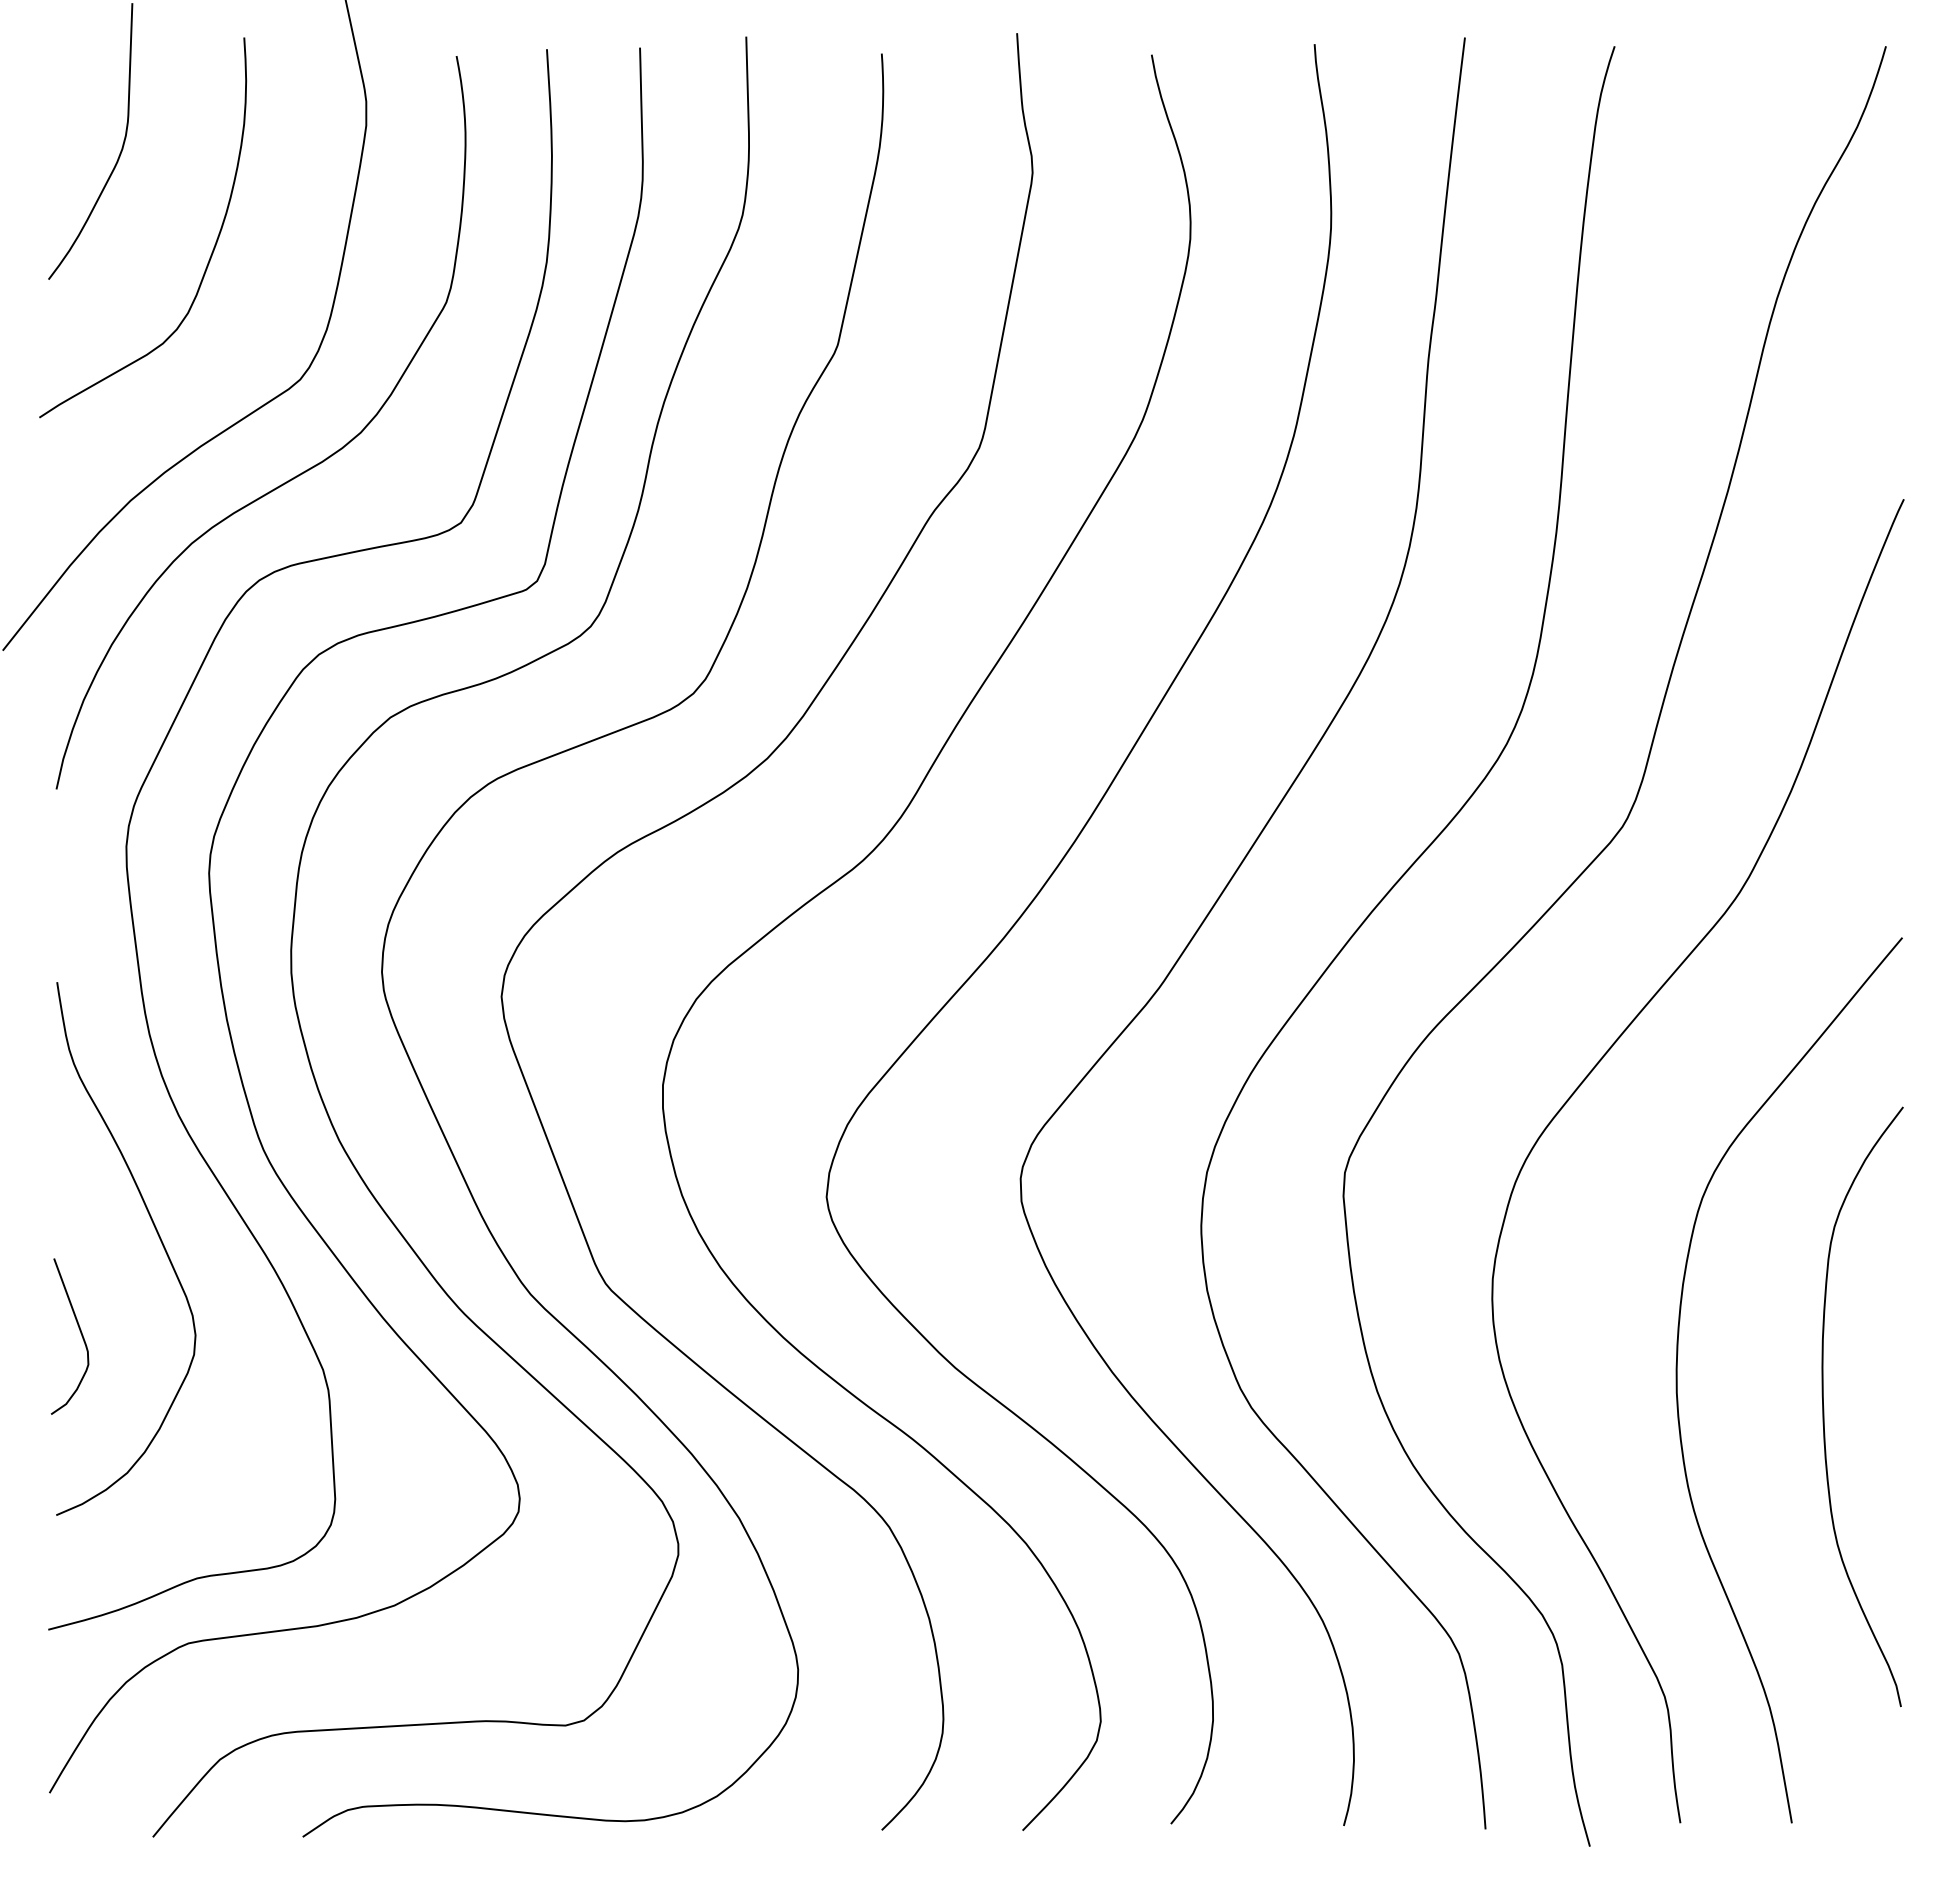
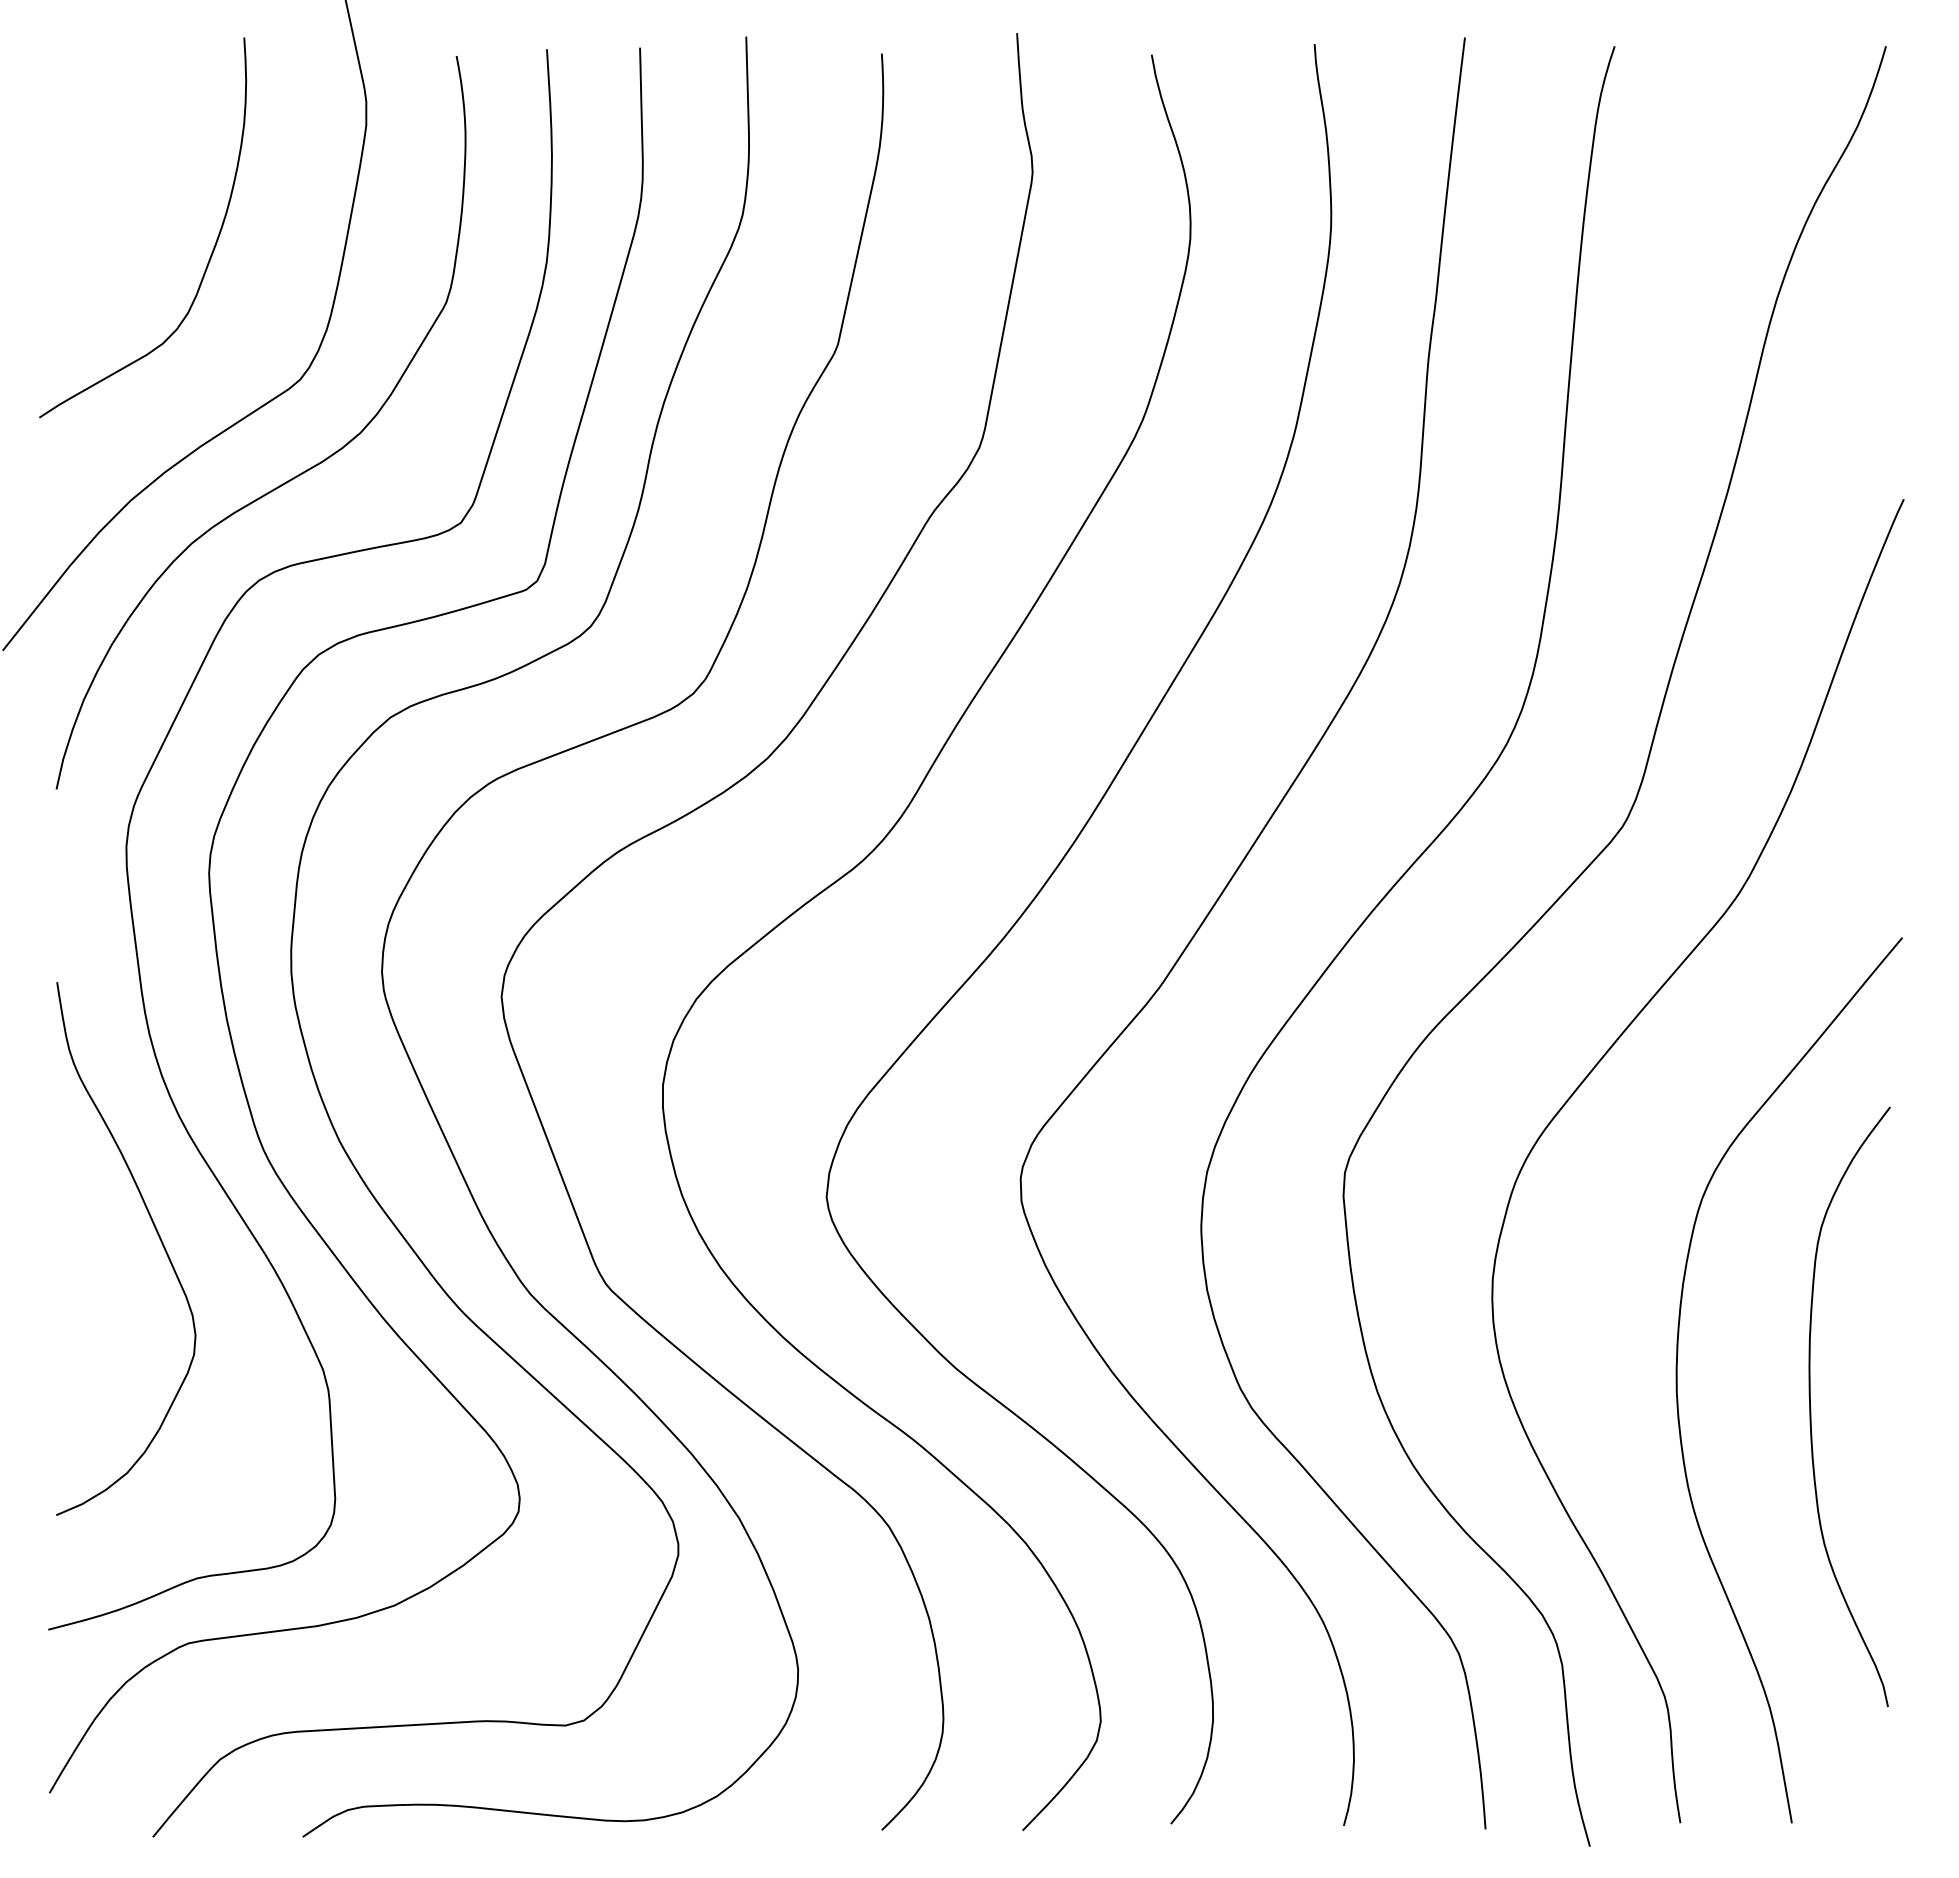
curve: present -> none (118, 155)
curve: present -> none (80, 1333)
curve position: (1824, 1407) -> (1811, 1407) (1811, 1407)
